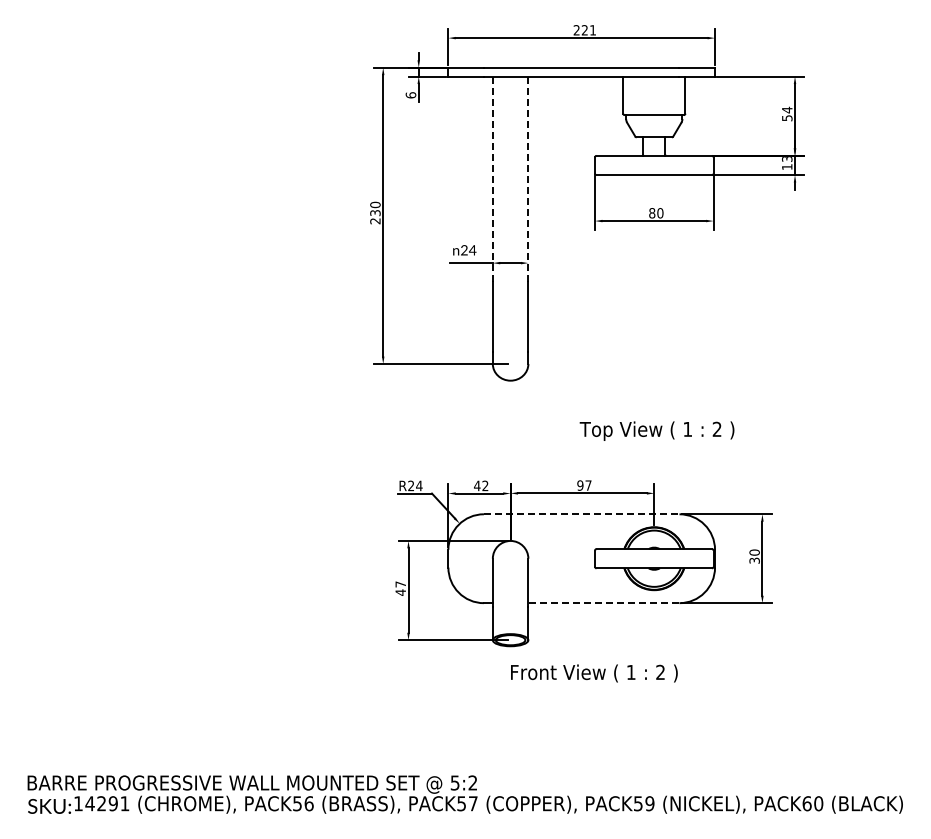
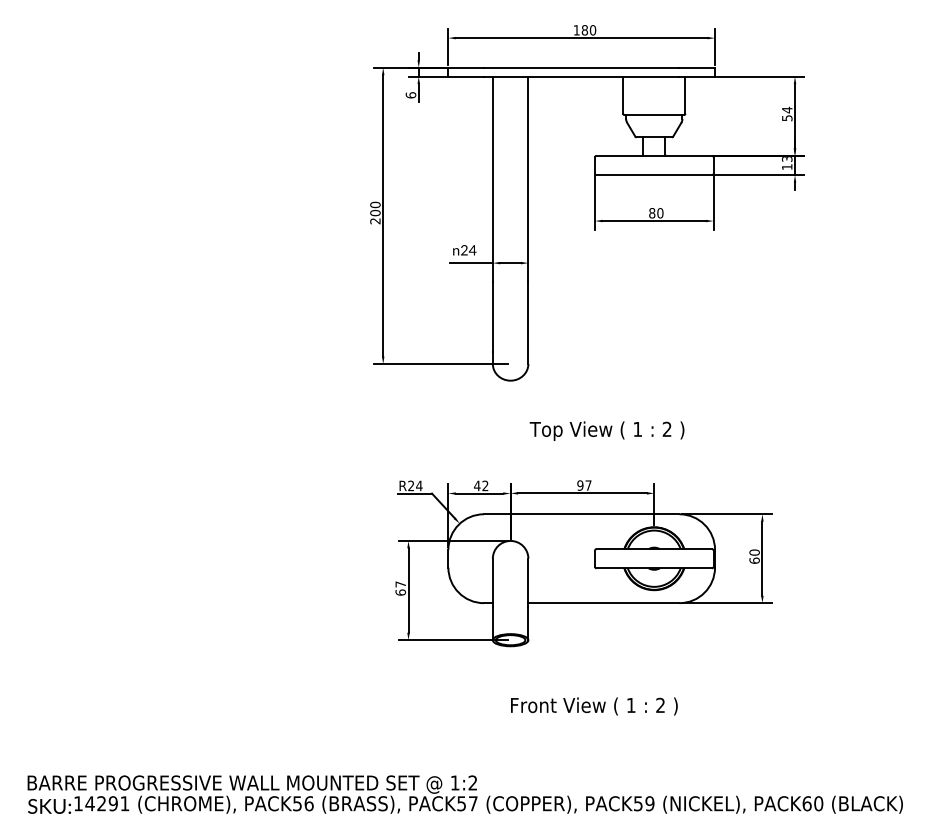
text: 221 -> 180 (584, 30)
line: dashed -> solid (492, 179)
line: dashed -> solid (528, 179)
text: 230 -> 200 (375, 212)
text position: (656, 430) -> (606, 430) (606, 430)
line: dashed -> solid (581, 514)
text: 30 -> 60 (754, 560)
text: 47 -> 67 (400, 592)
line: dashed -> solid (603, 603)
text position: (594, 673) -> (594, 706) (594, 706)
text: 5:2 -> 1:2 (454, 782)
